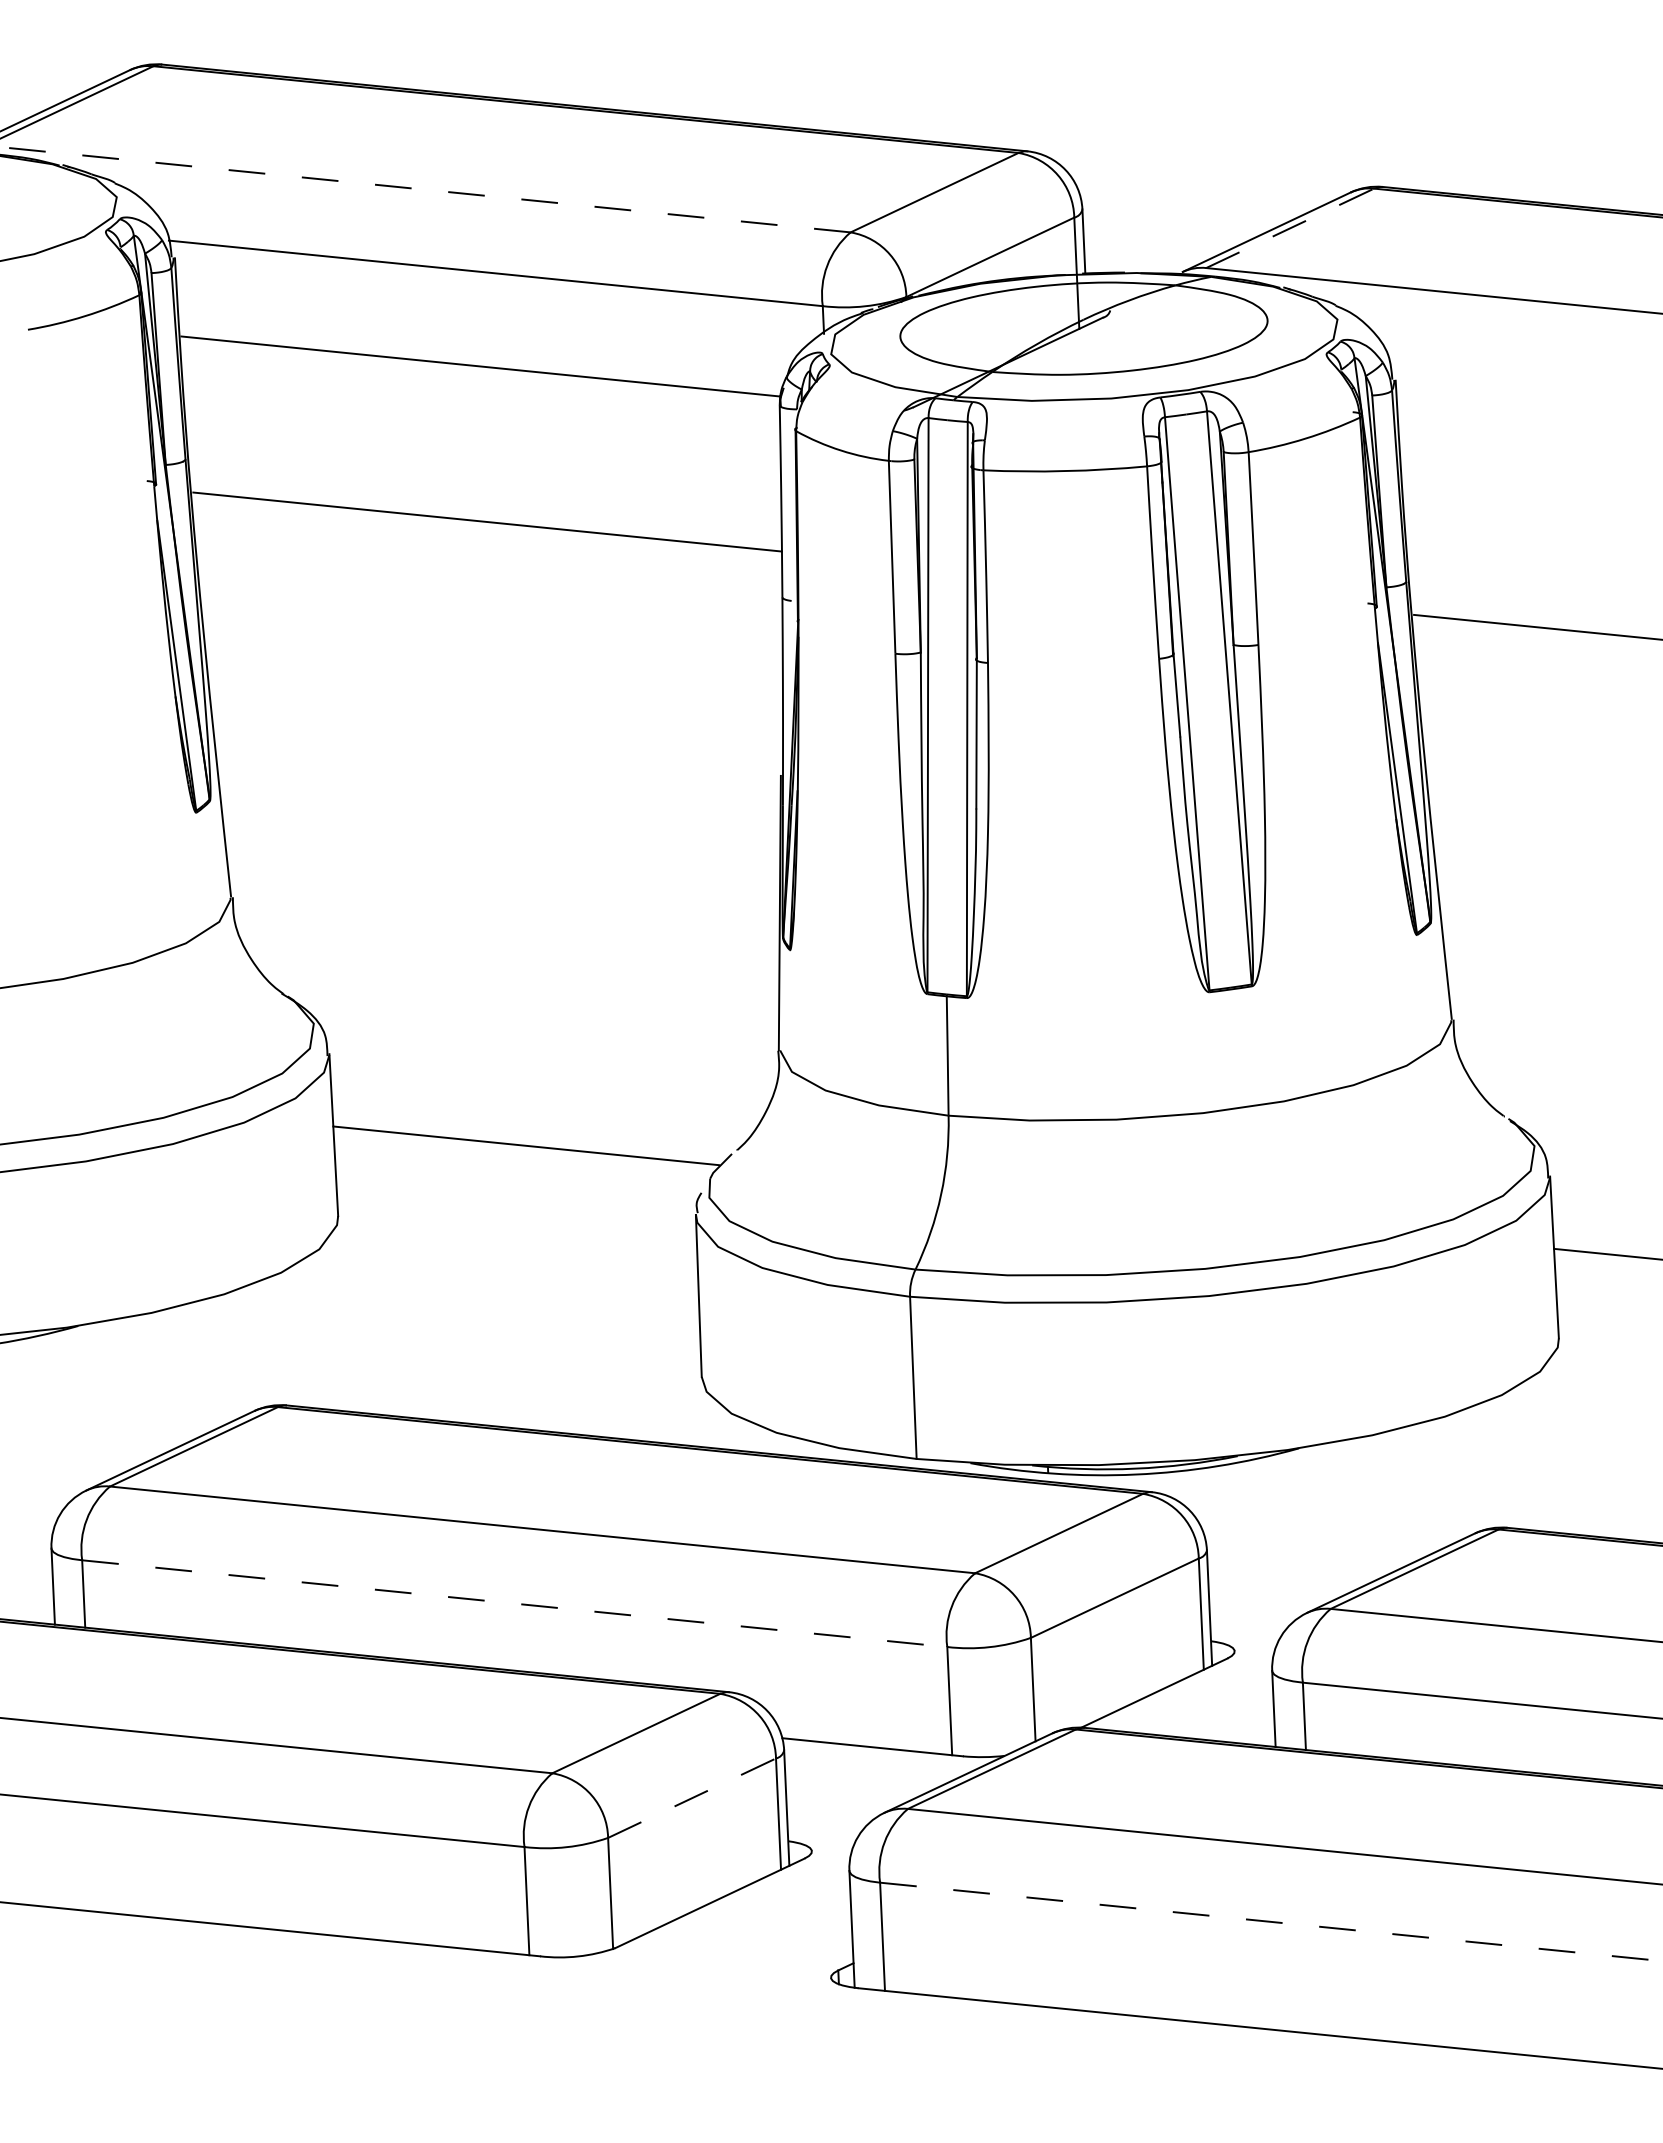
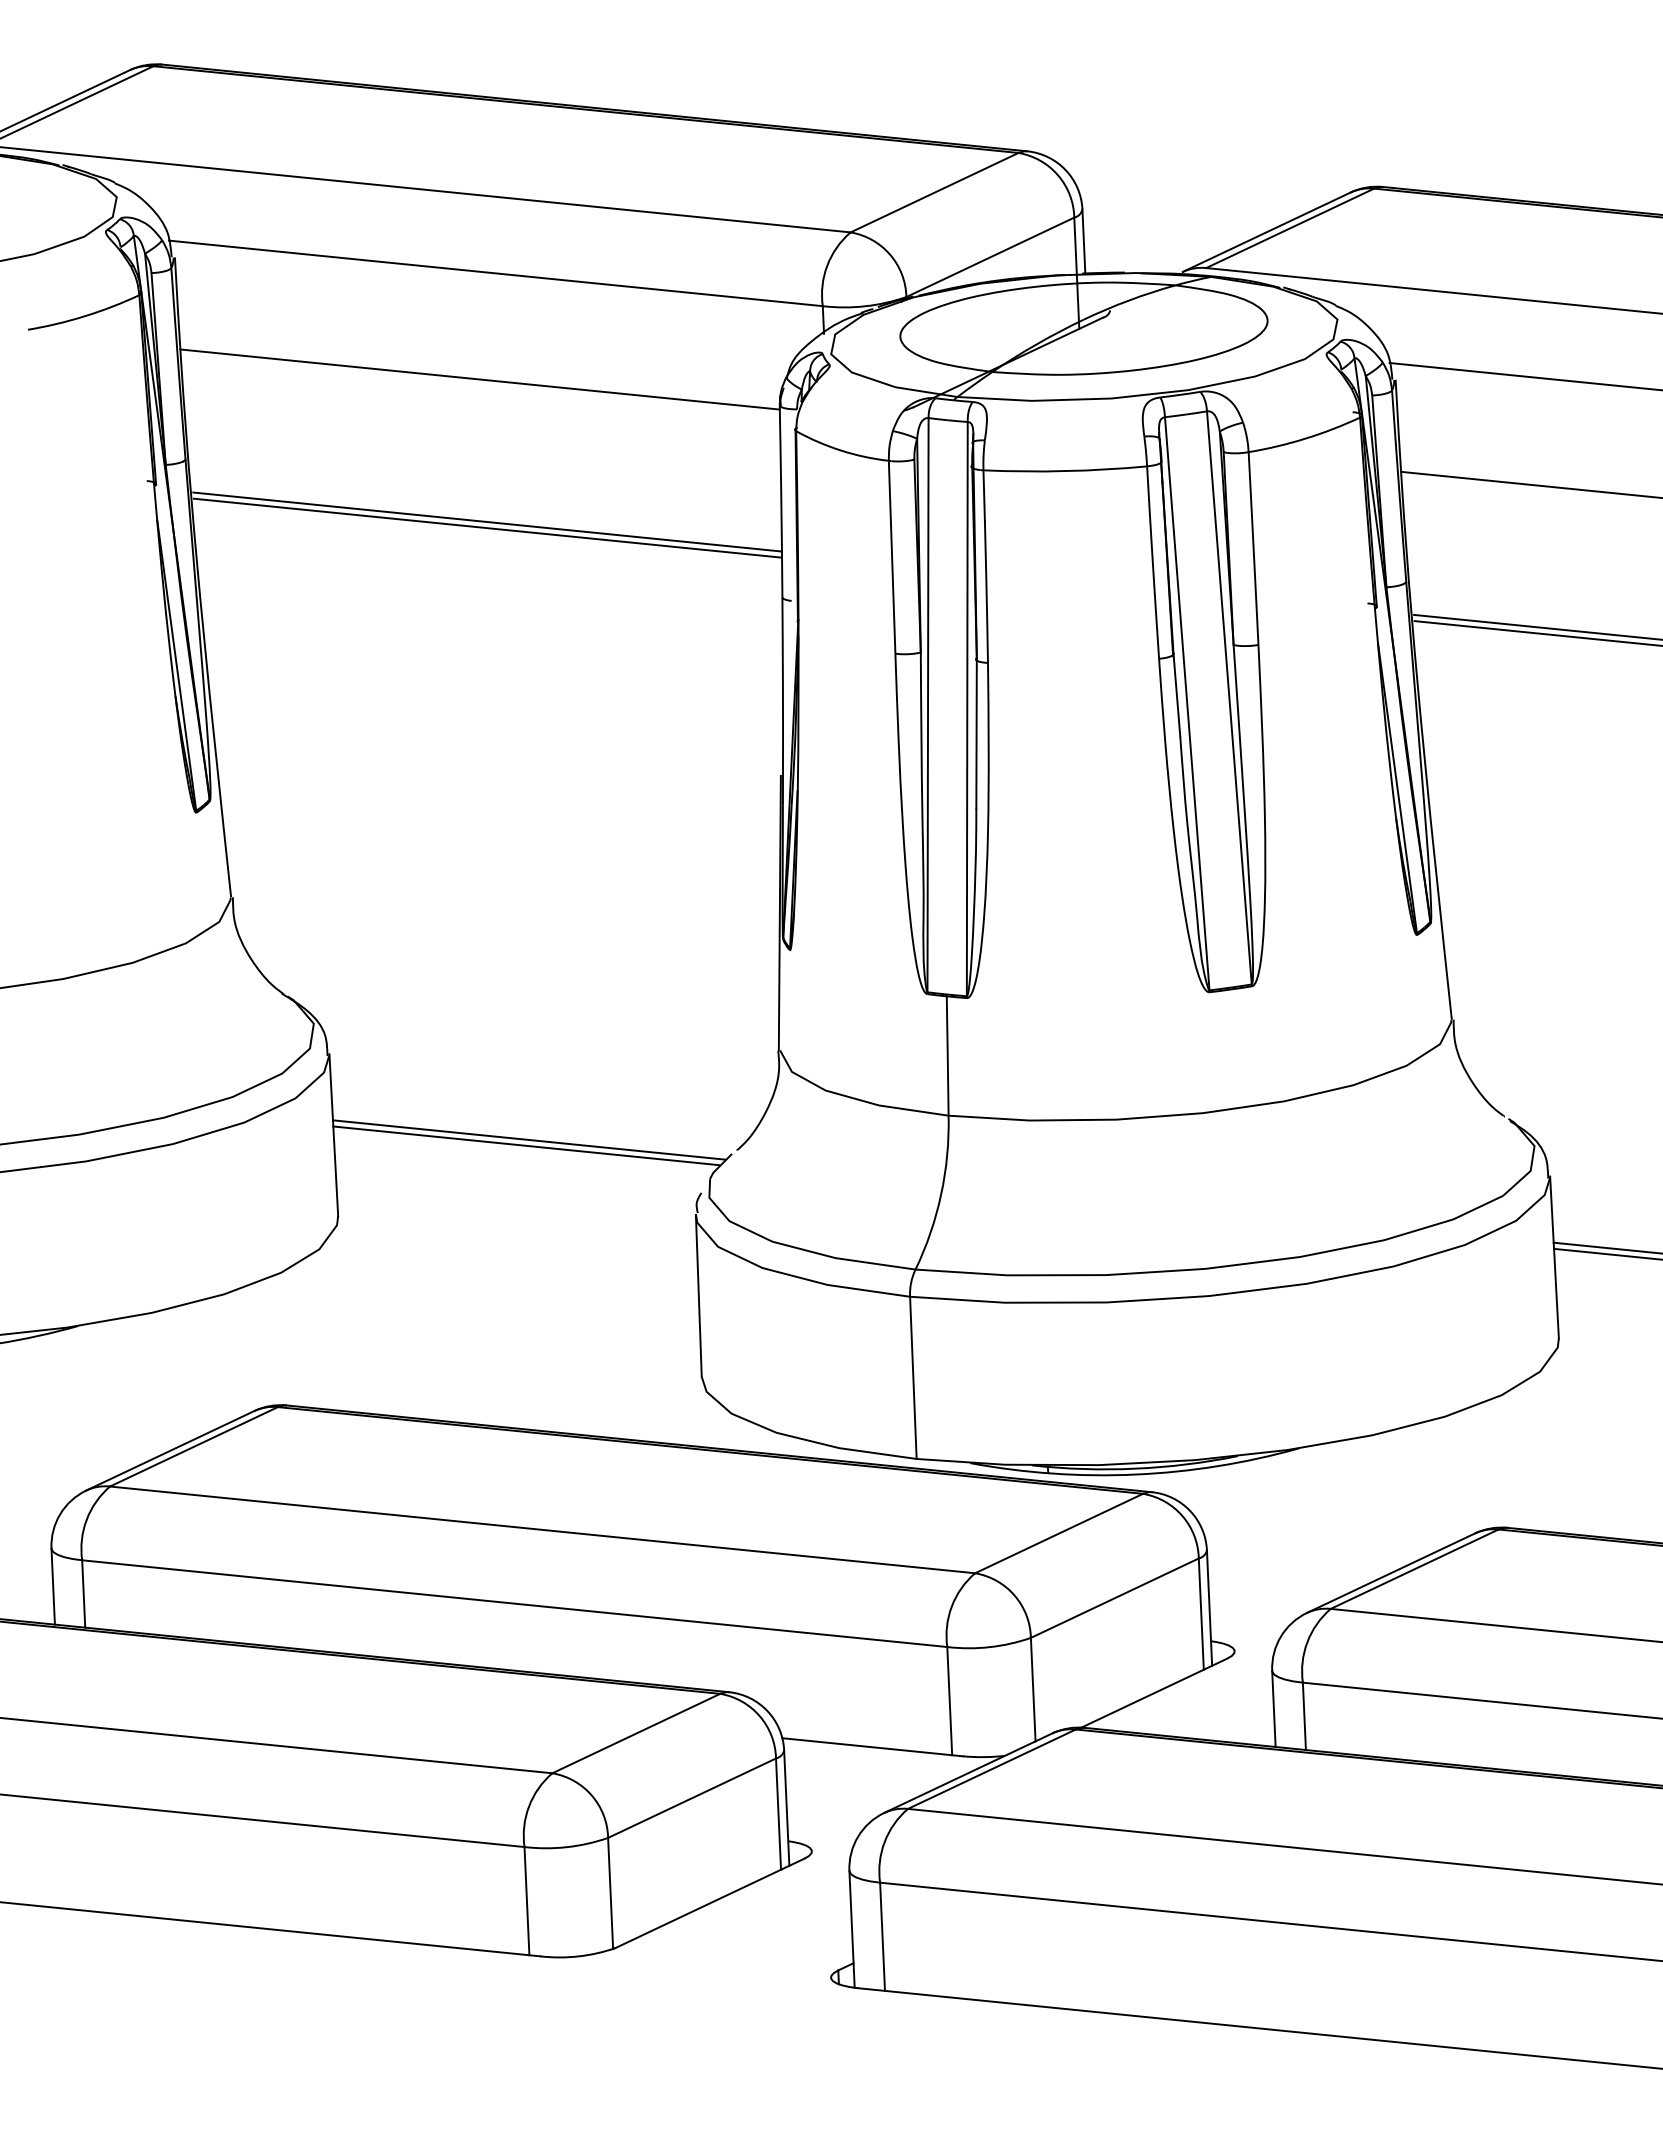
line: dashed -> solid (425, 189)
line: dashed -> solid (1290, 228)
line position: (480, 366) -> (479, 379) (479, 379)
line: none -> present (1524, 376)
line: none -> present (1530, 484)
line: none -> present (487, 527)
line: none -> present (1536, 633)
line: none -> present (528, 1139)
line: none -> present (1606, 1247)
line: dashed -> solid (514, 1603)
line: dashed -> solid (692, 1798)
line: dashed -> solid (1271, 1921)
